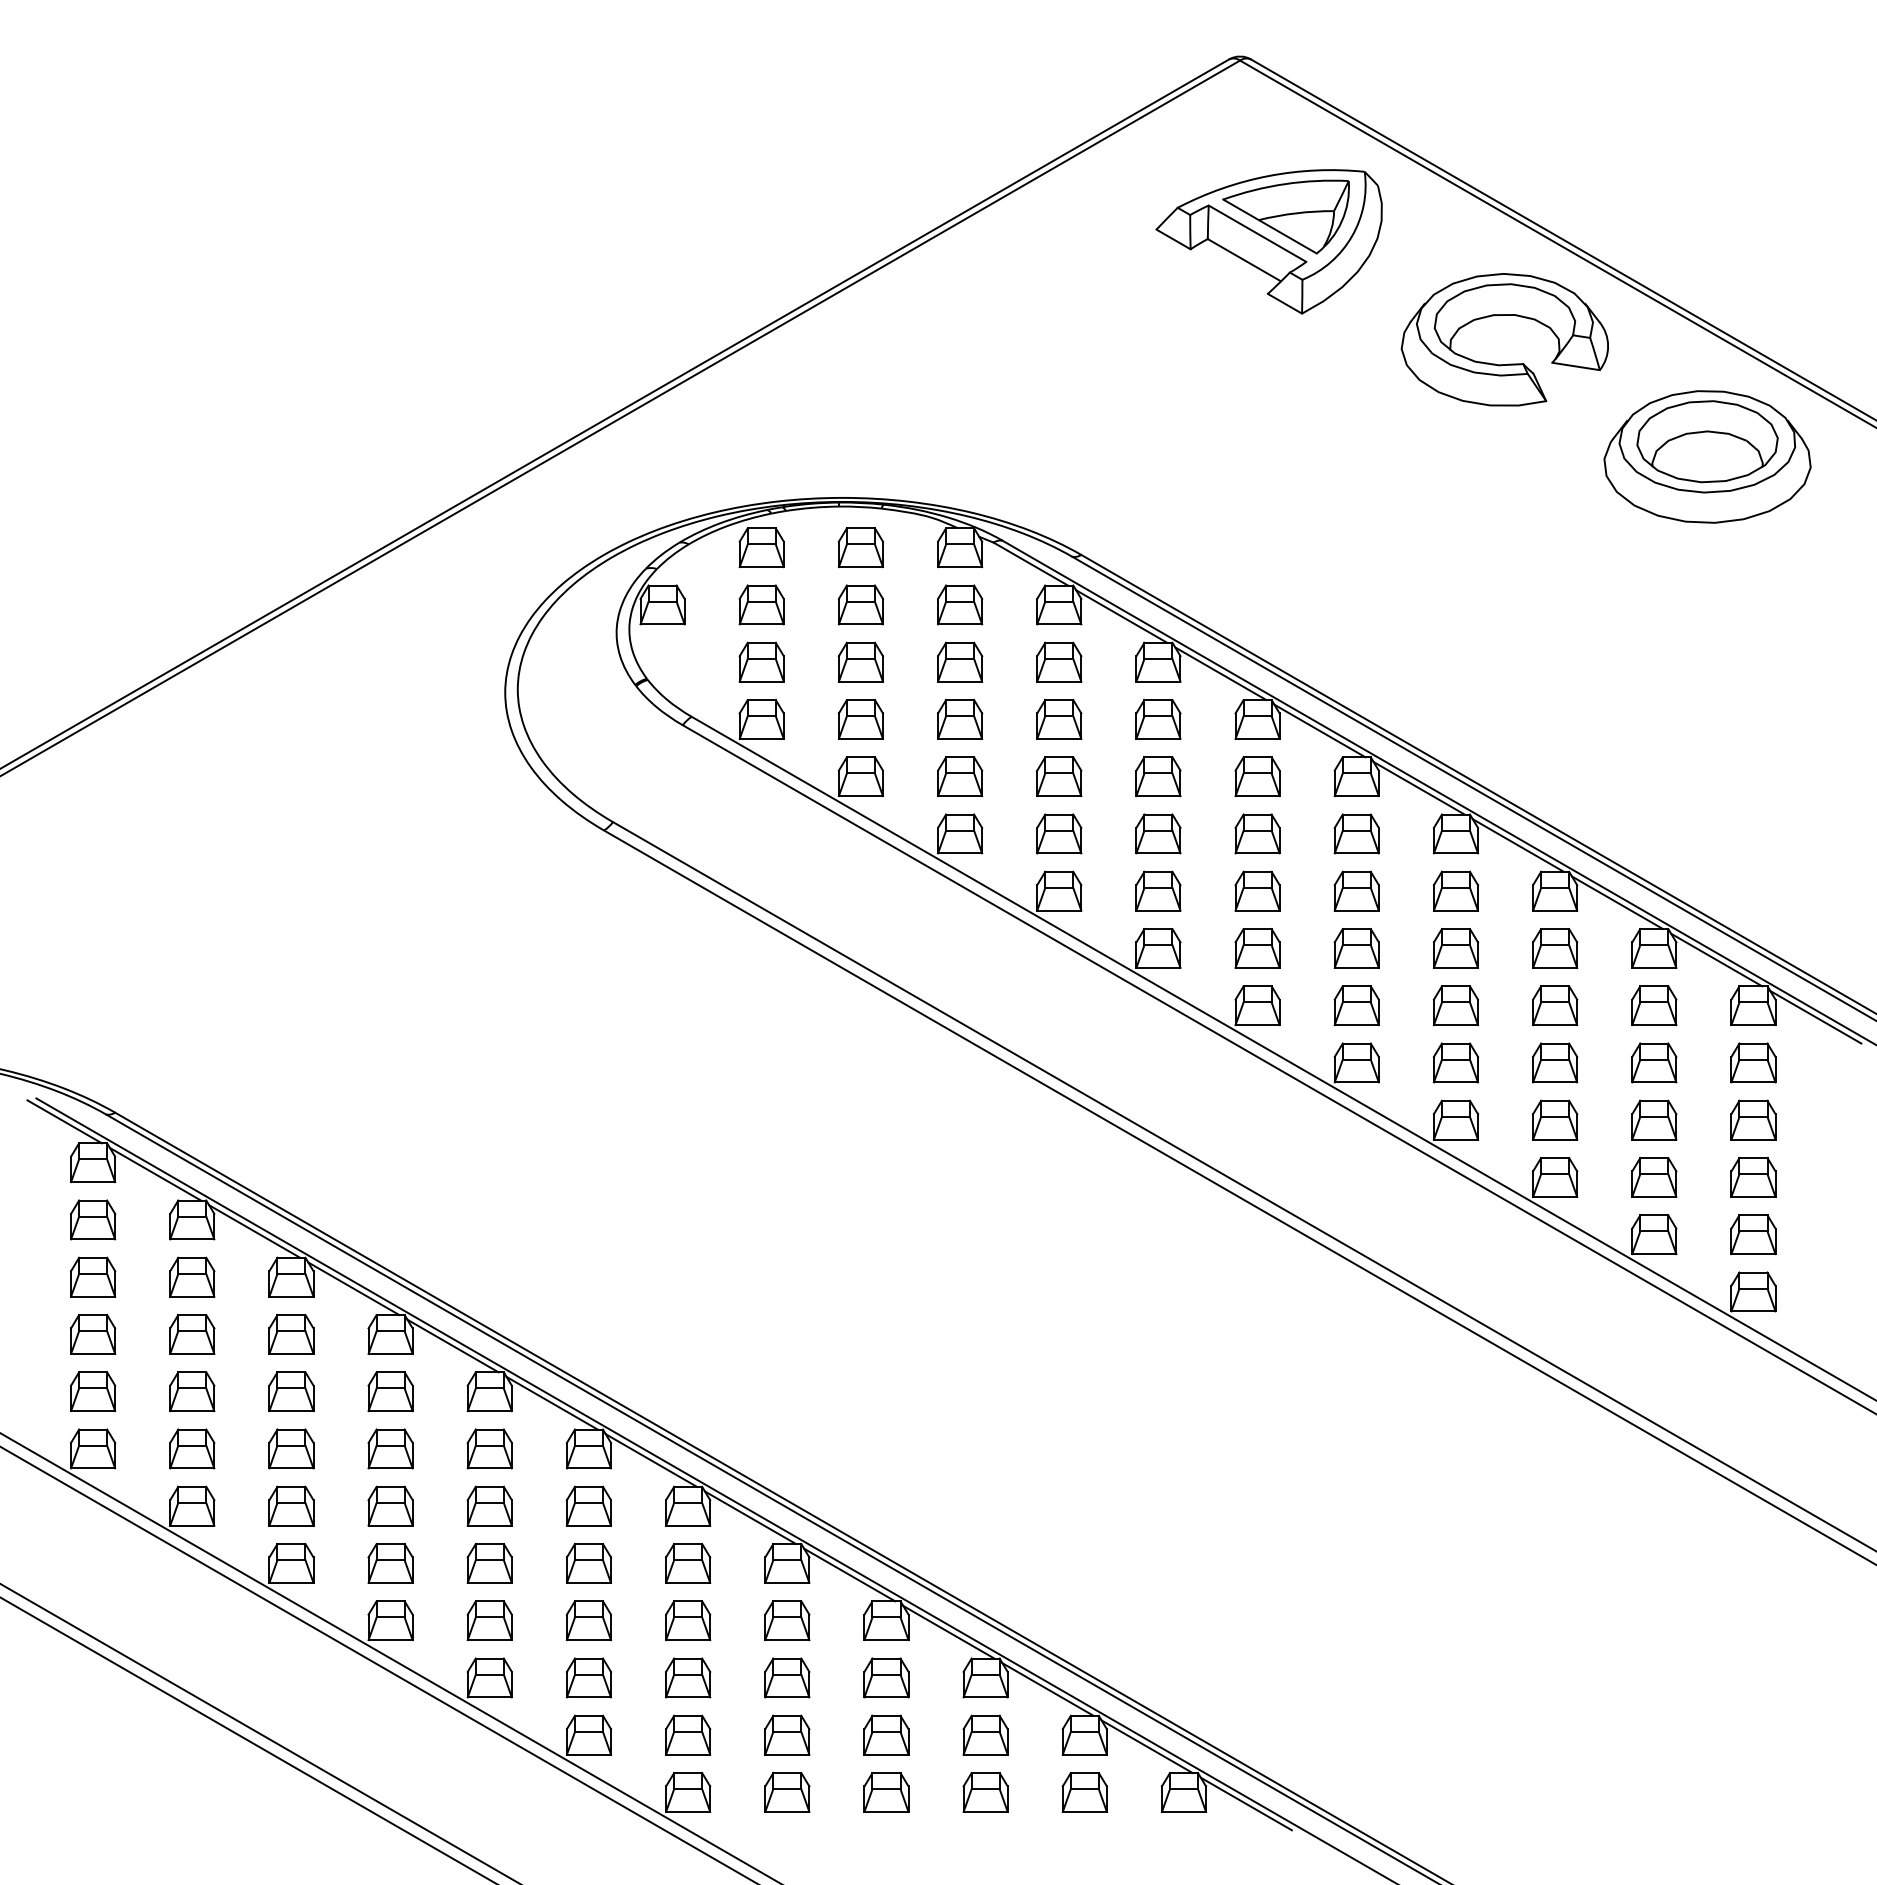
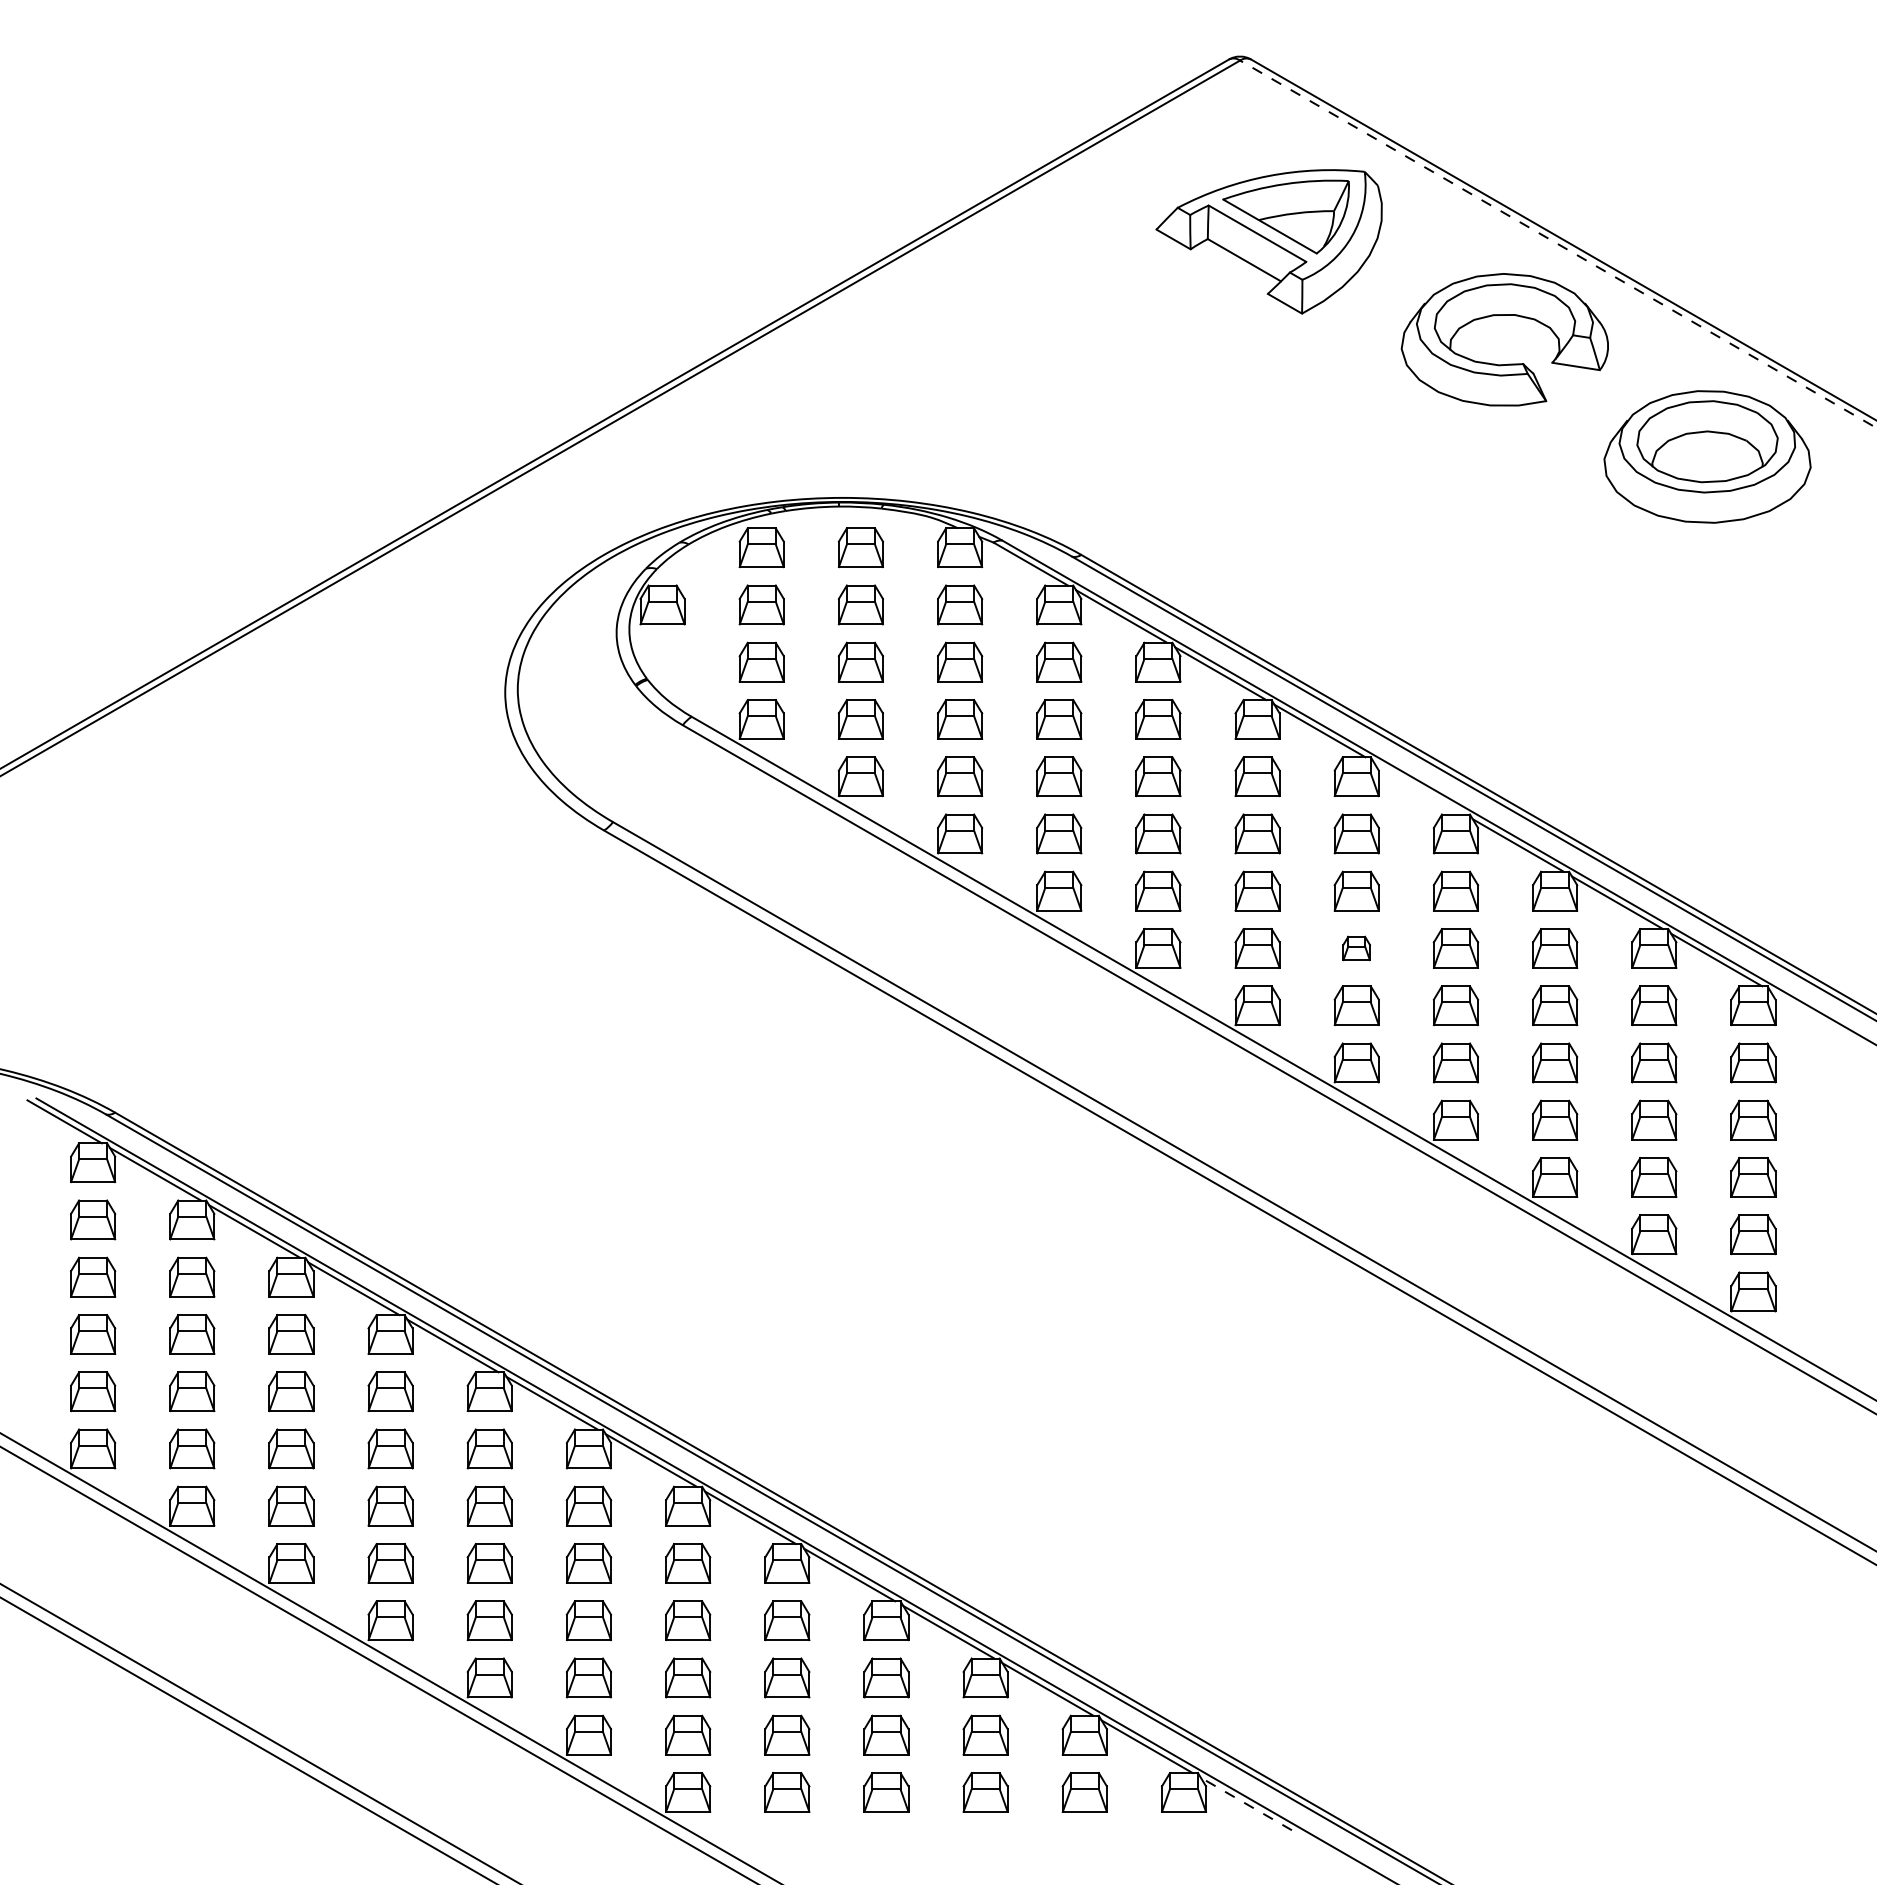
line: solid -> dashed (1557, 244)
line: present -> none (1418, 787)
part size: 47x41 px -> 29x27 px (1356, 948)
line: present -> none (1815, 1016)
line: solid -> dashed (1246, 1804)
